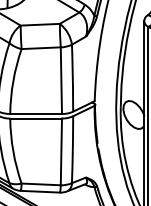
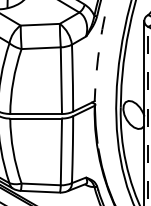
arc: solid -> dashed (99, 50)
line: solid -> dashed (148, 115)
